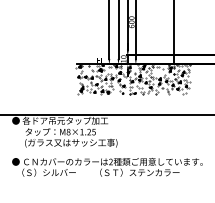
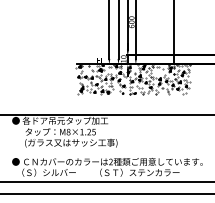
line: none -> present (106, 181)
line: none -> present (106, 193)
